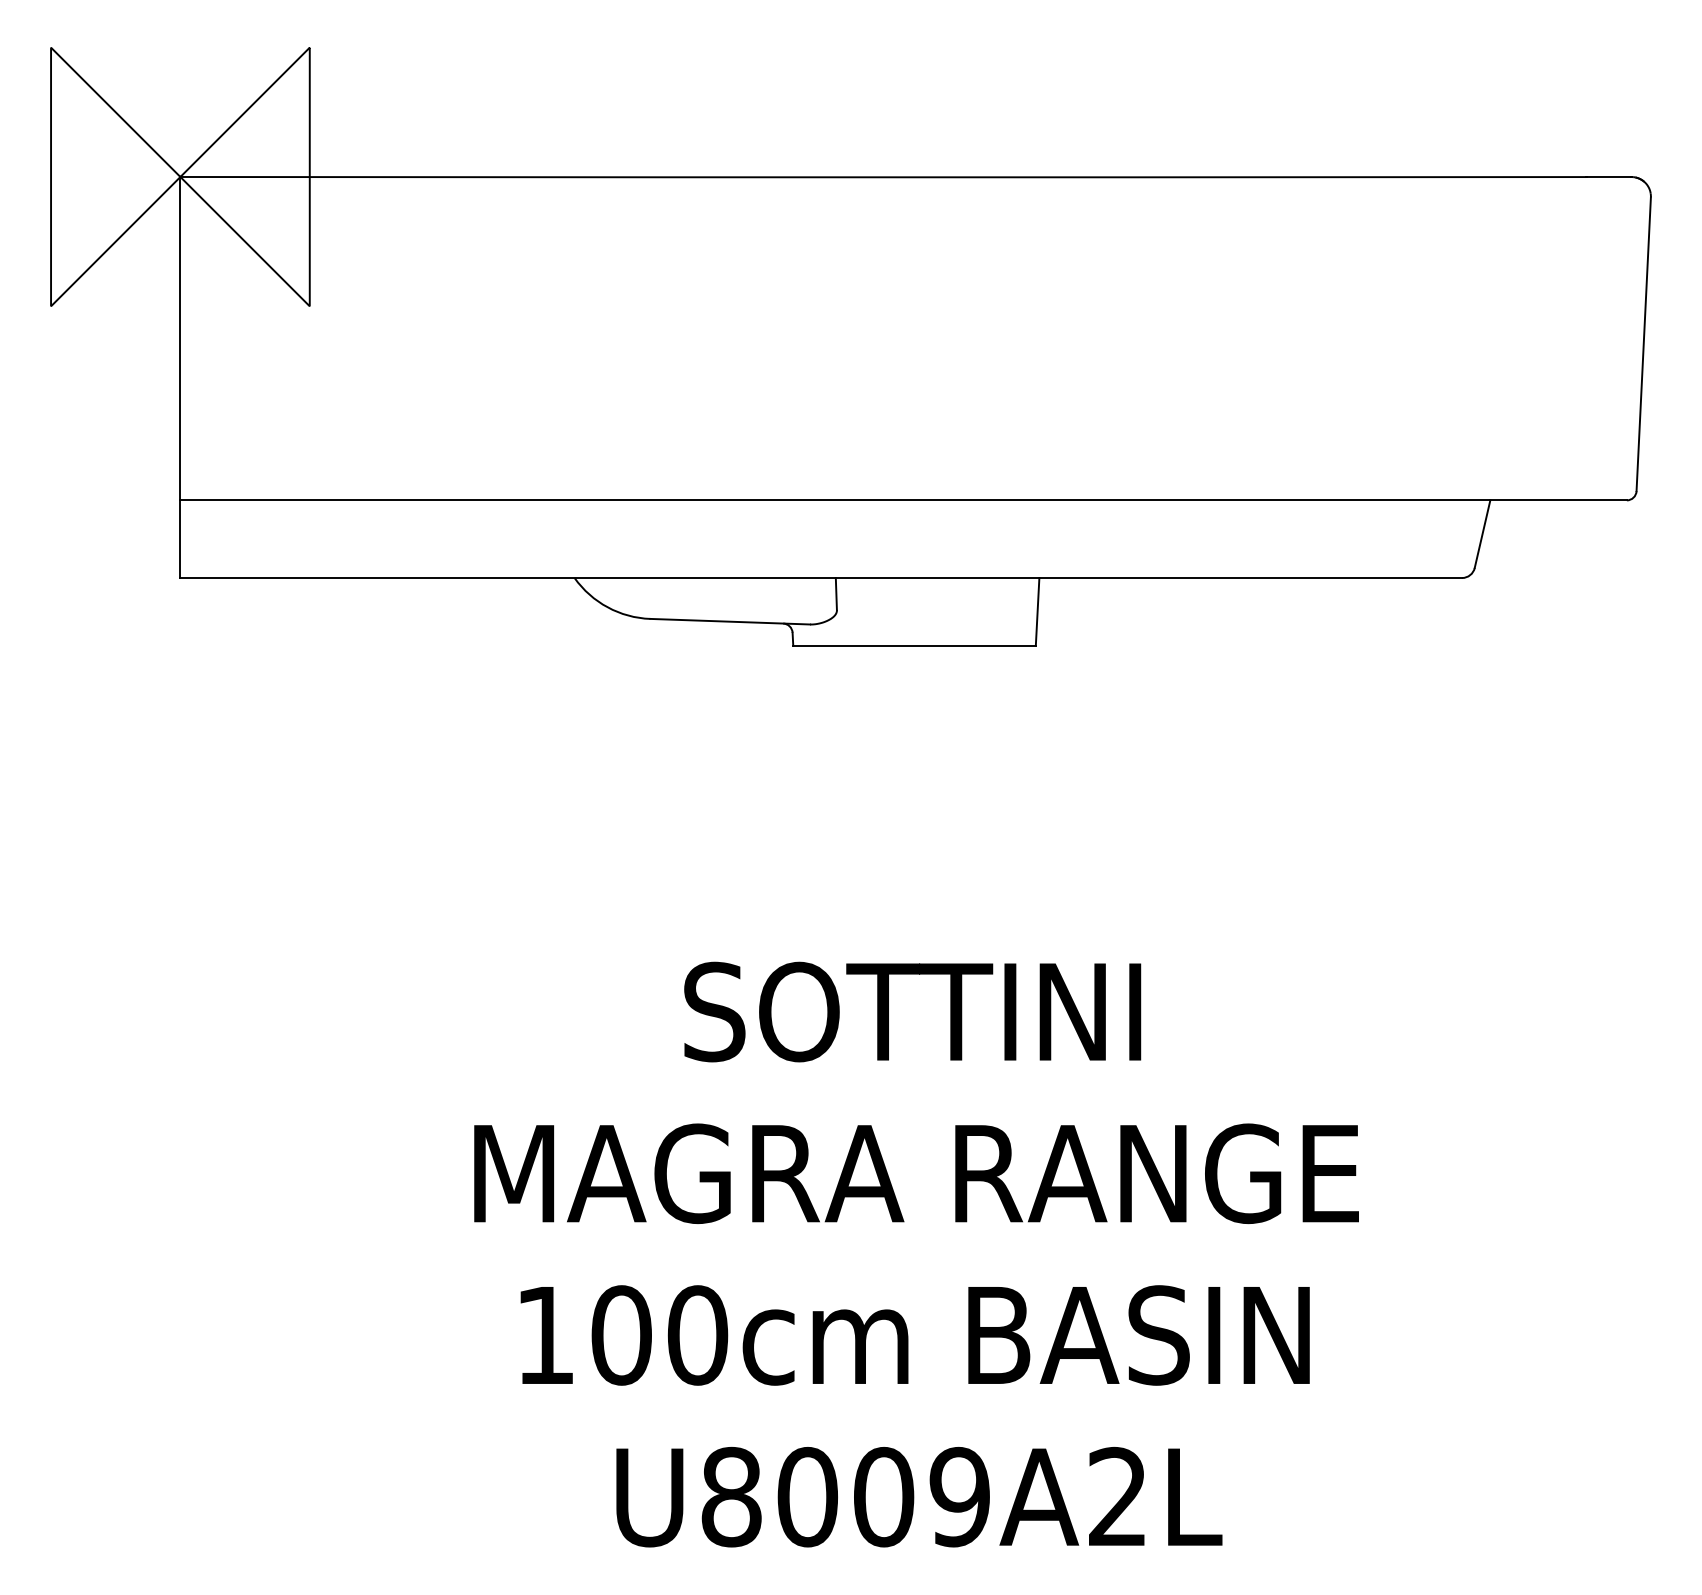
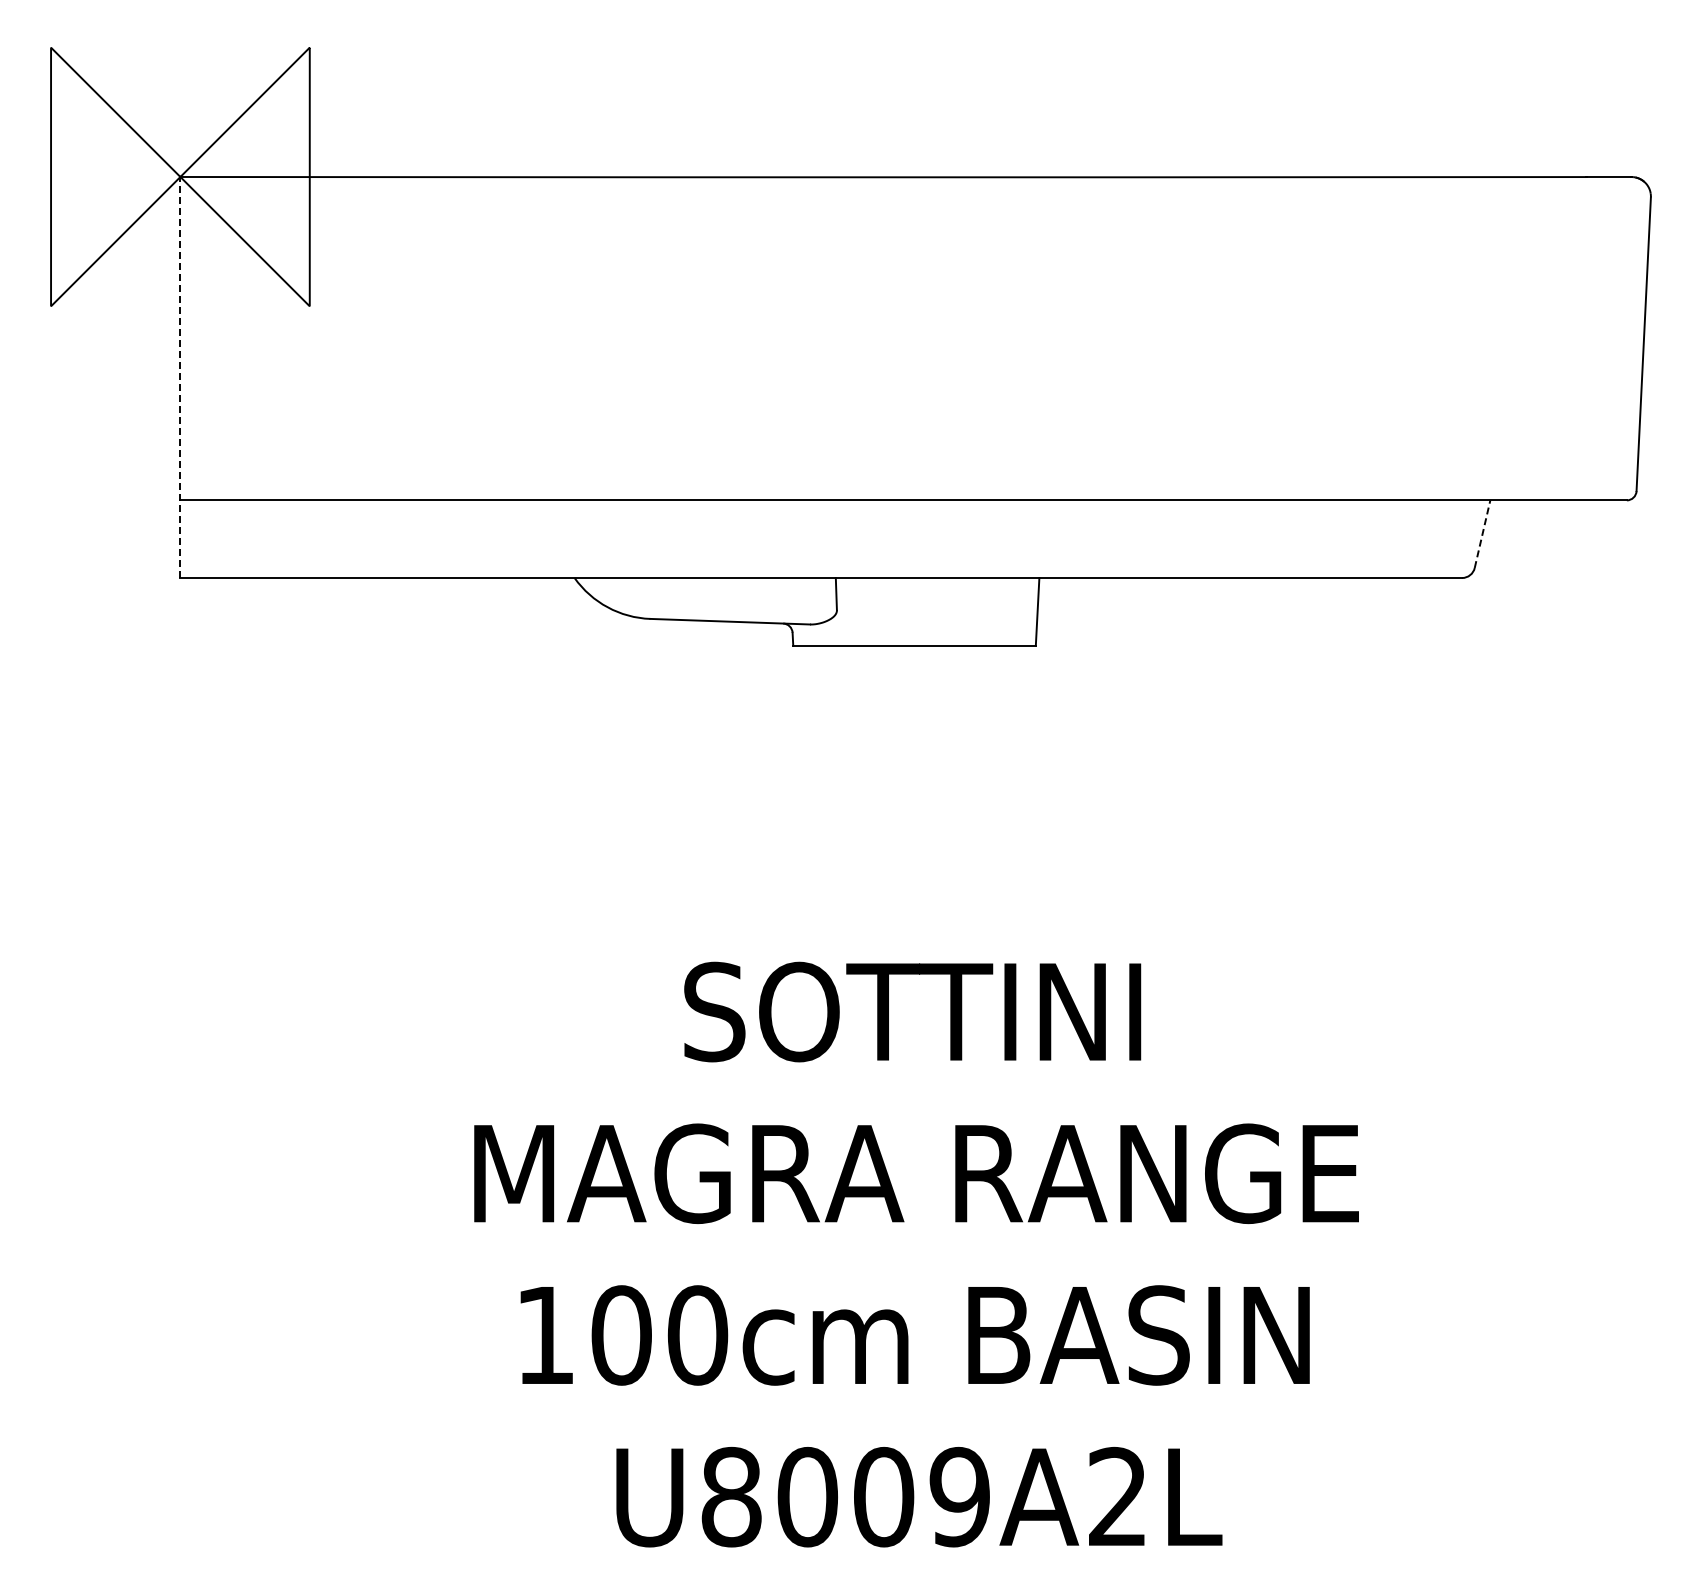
line: solid -> dashed (180, 377)
line: solid -> dashed (1482, 534)
